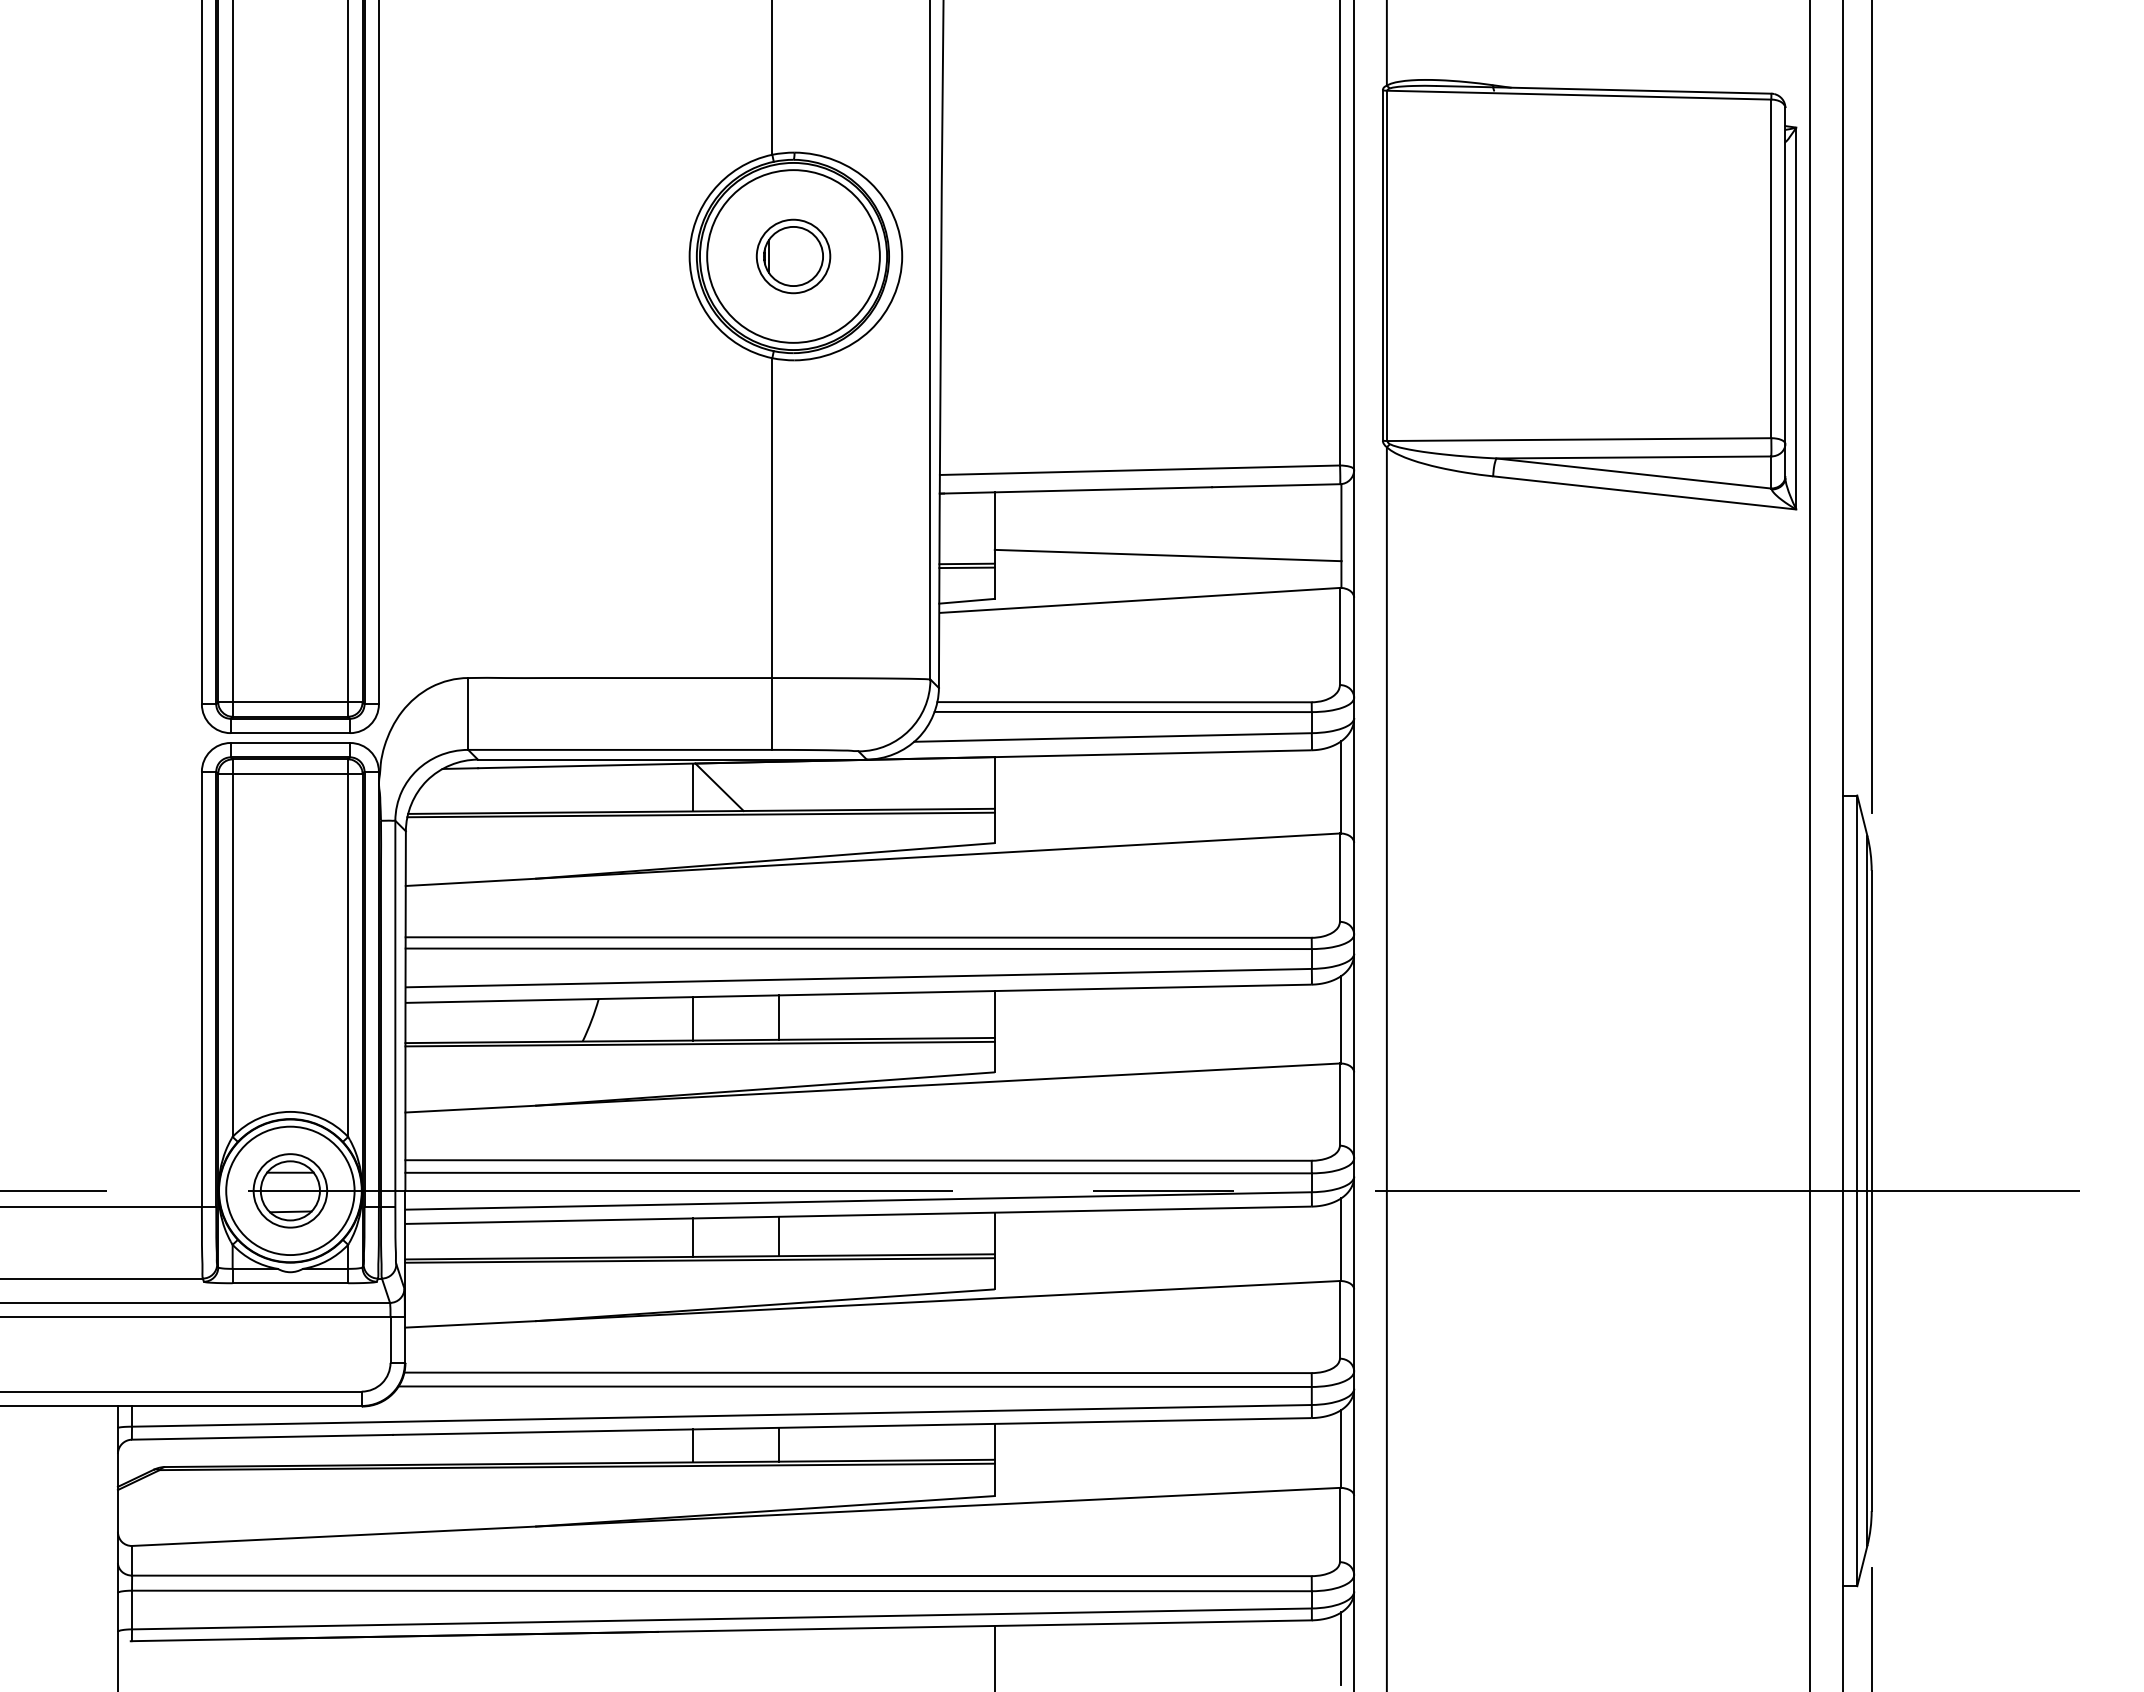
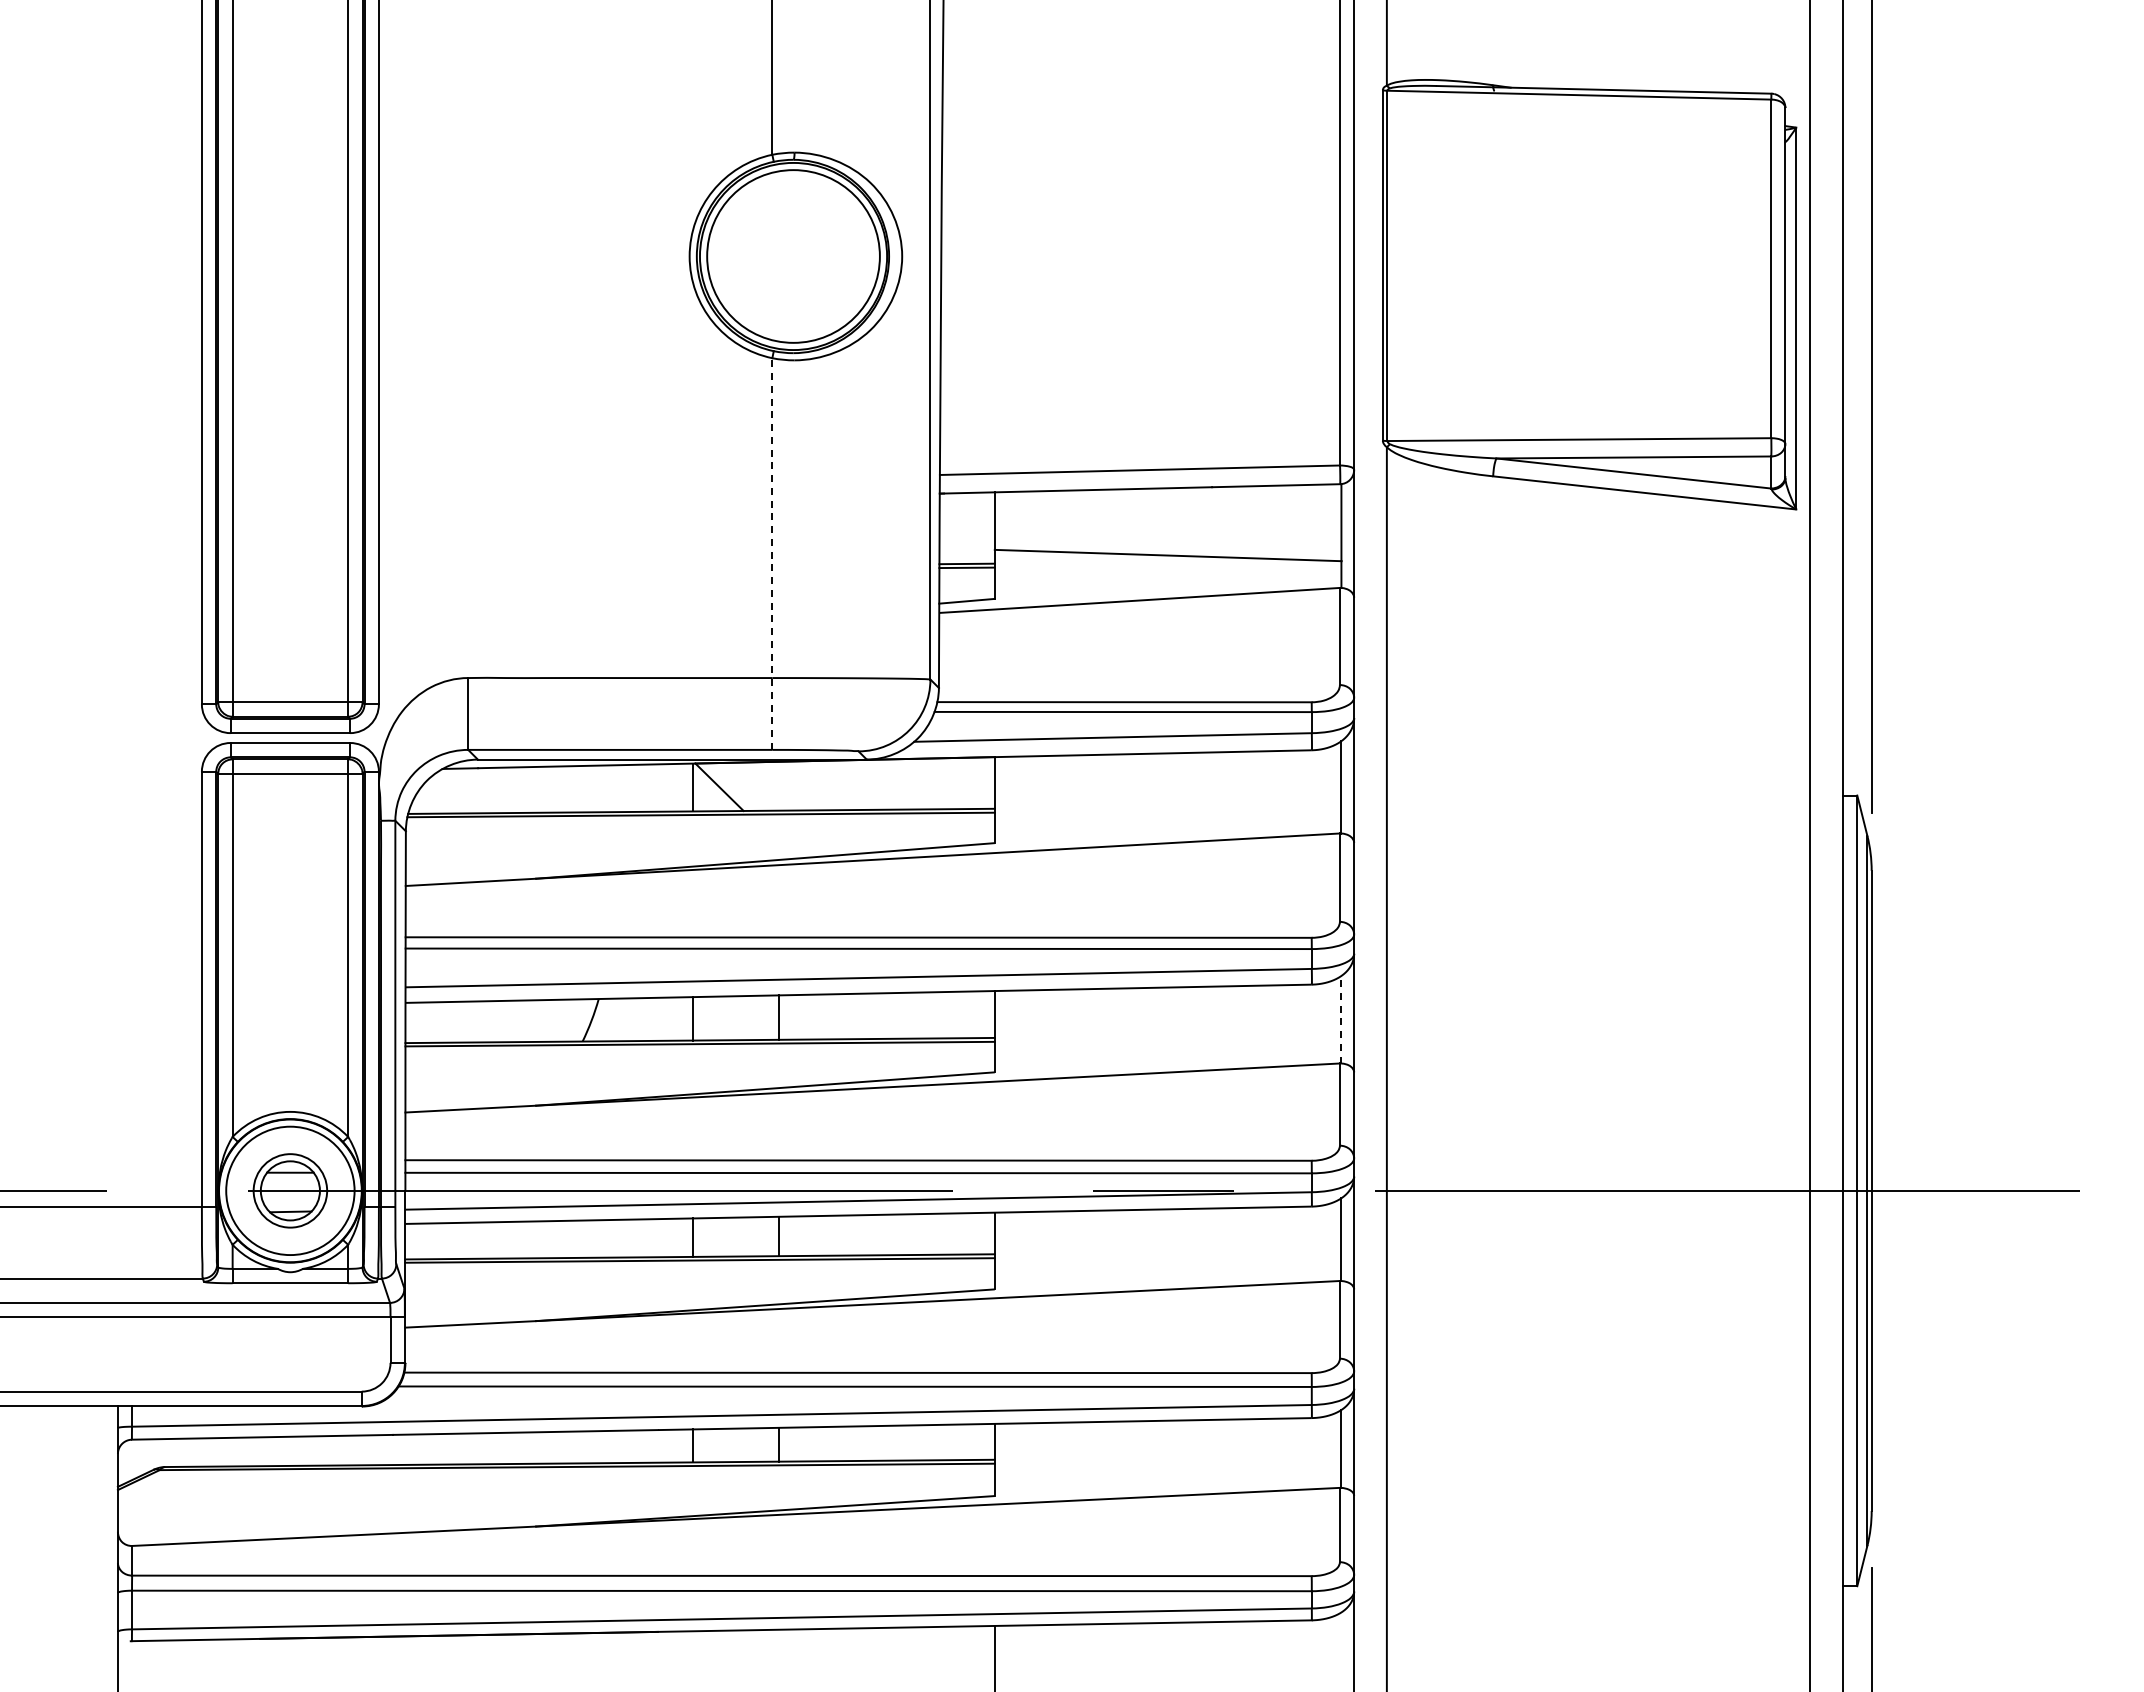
part: present -> none (793, 256)
line: solid -> dashed (772, 554)
line: solid -> dashed (1341, 1019)
line: present -> none (1341, 1648)
